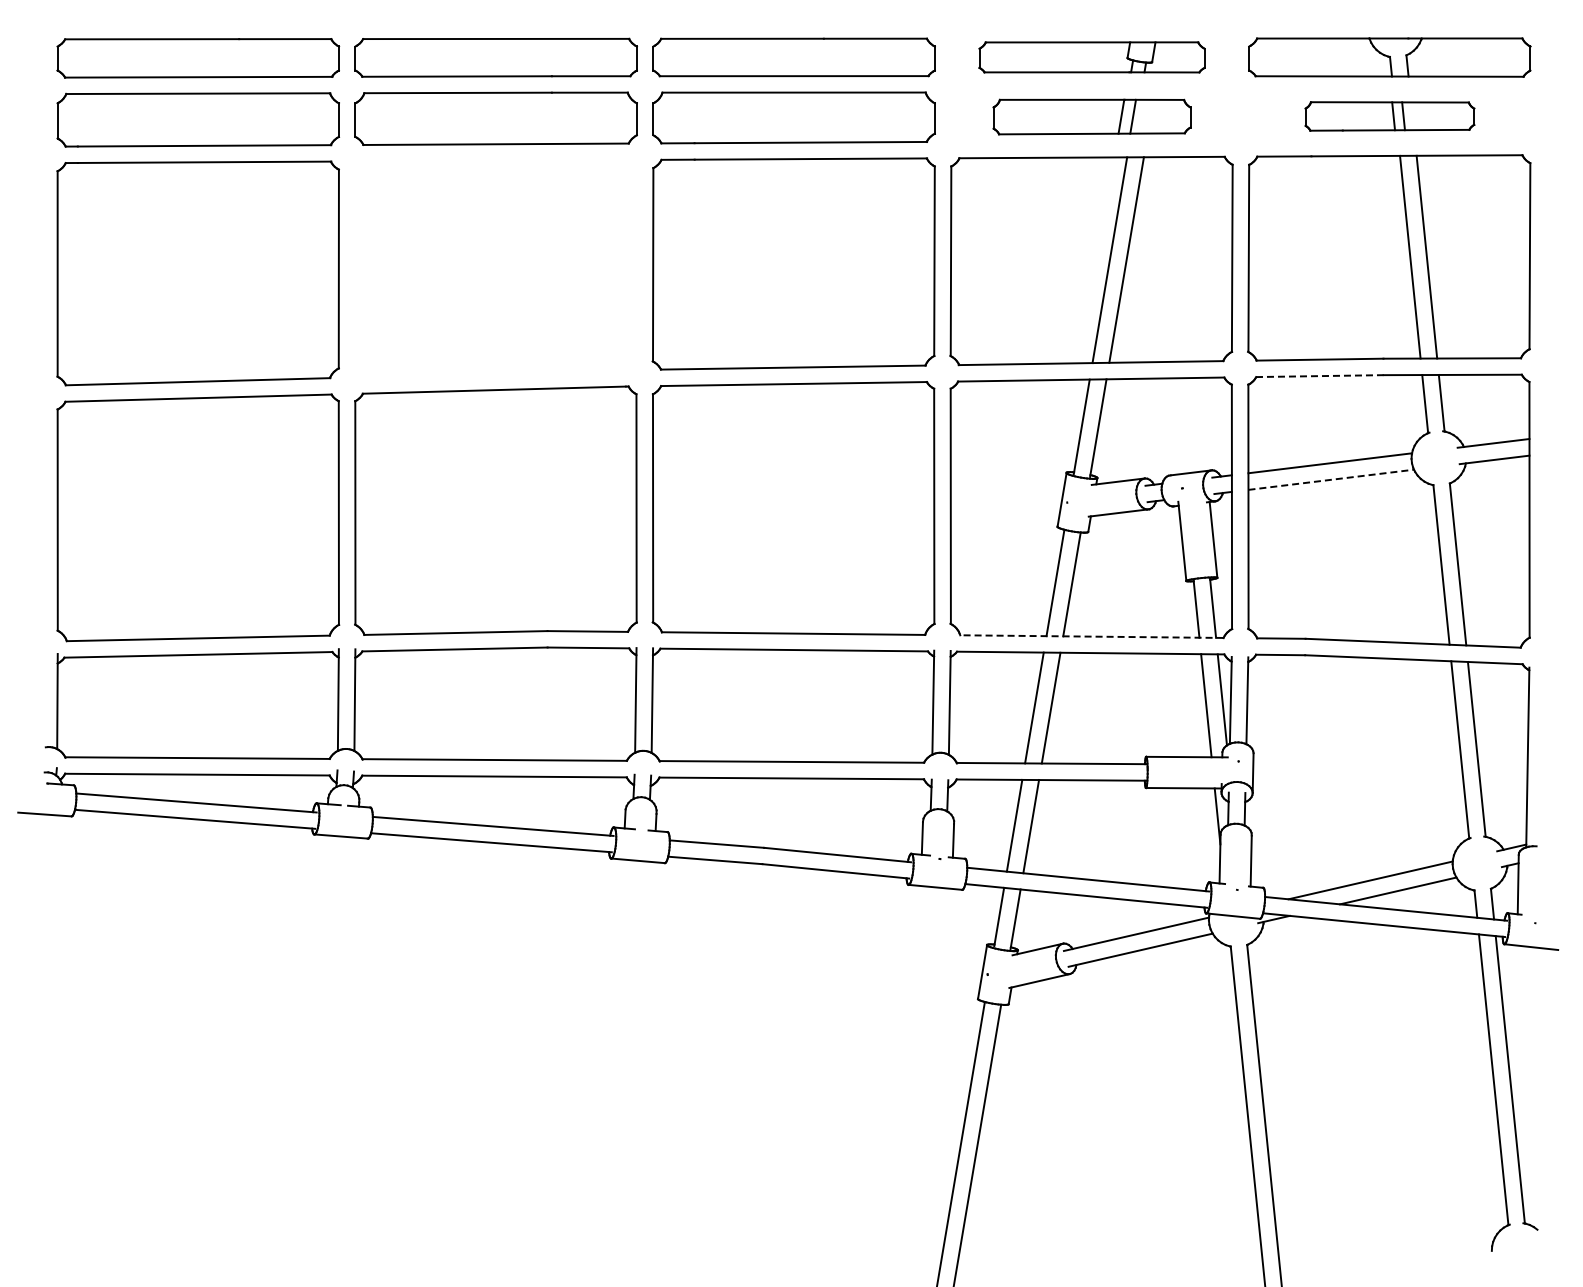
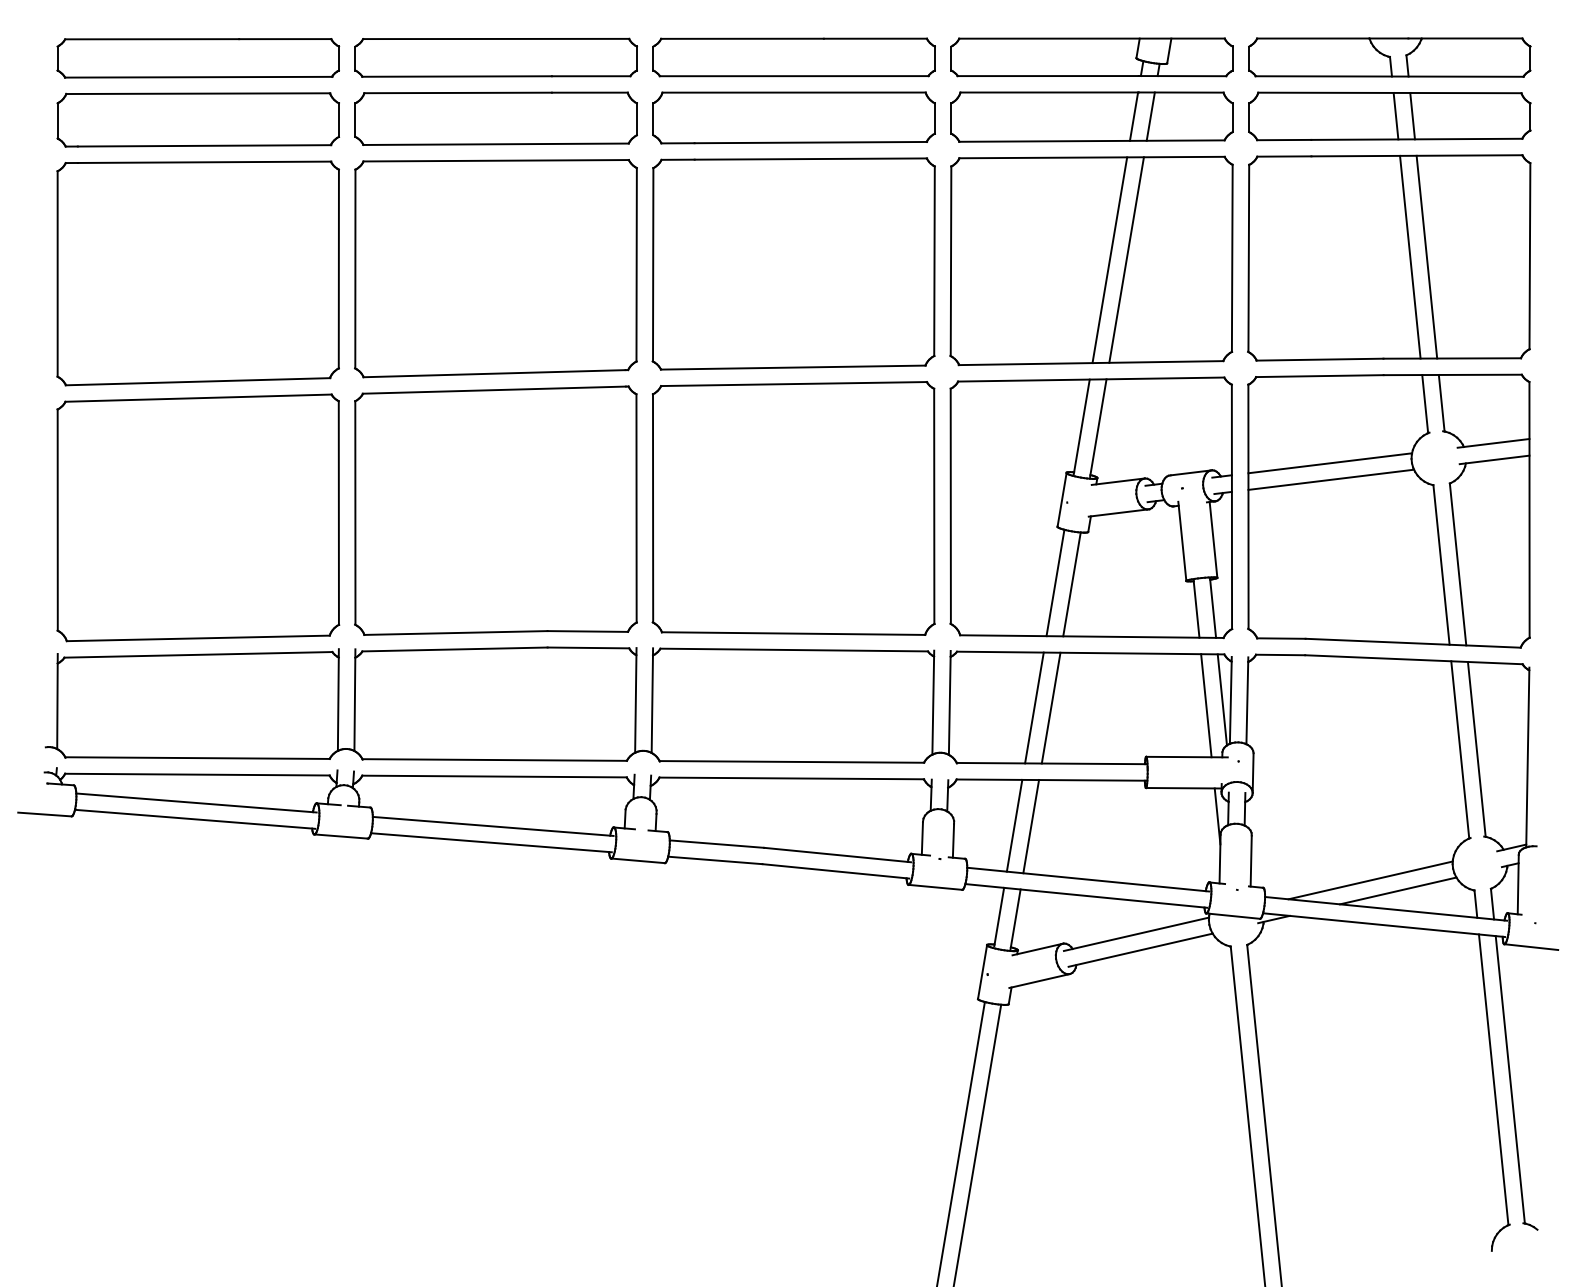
part size: 228x33 px -> 284x41 px (1091, 57)
part size: 200x38 px -> 284x52 px (1091, 116)
part size: 172x31 px -> 284x51 px (1389, 116)
part: none -> present (495, 268)
line: dashed -> solid (1319, 376)
line: dashed -> solid (1331, 479)
line: dashed -> solid (1091, 636)
